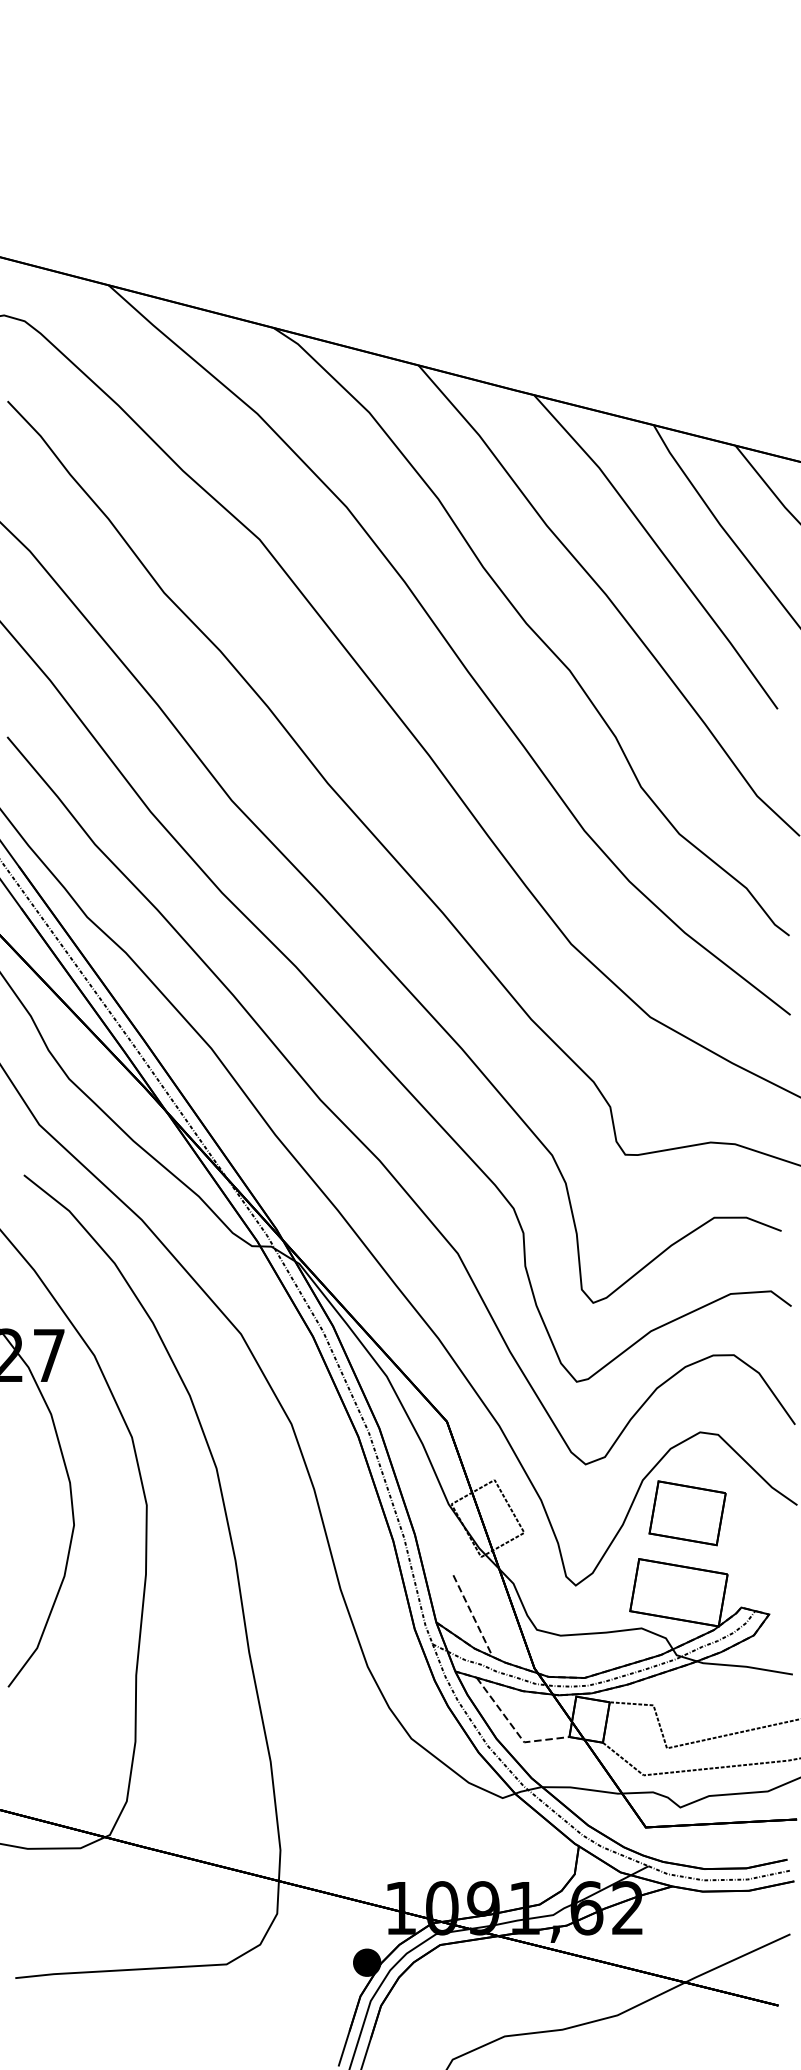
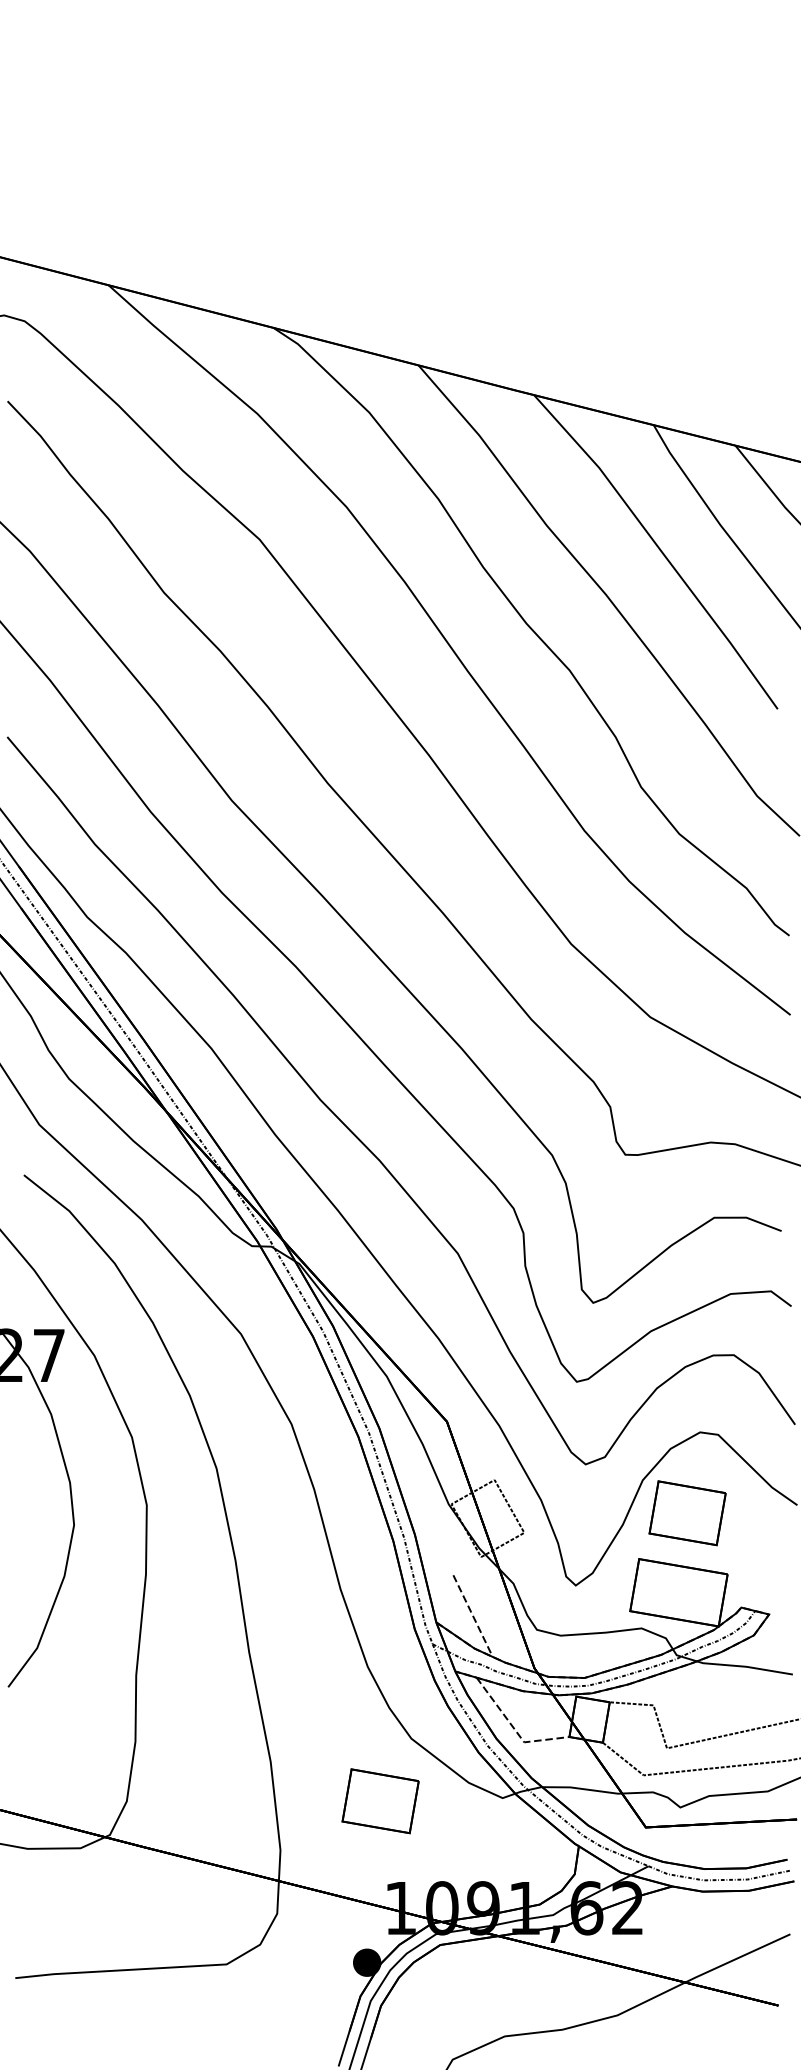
part: none -> present (380, 1801)
